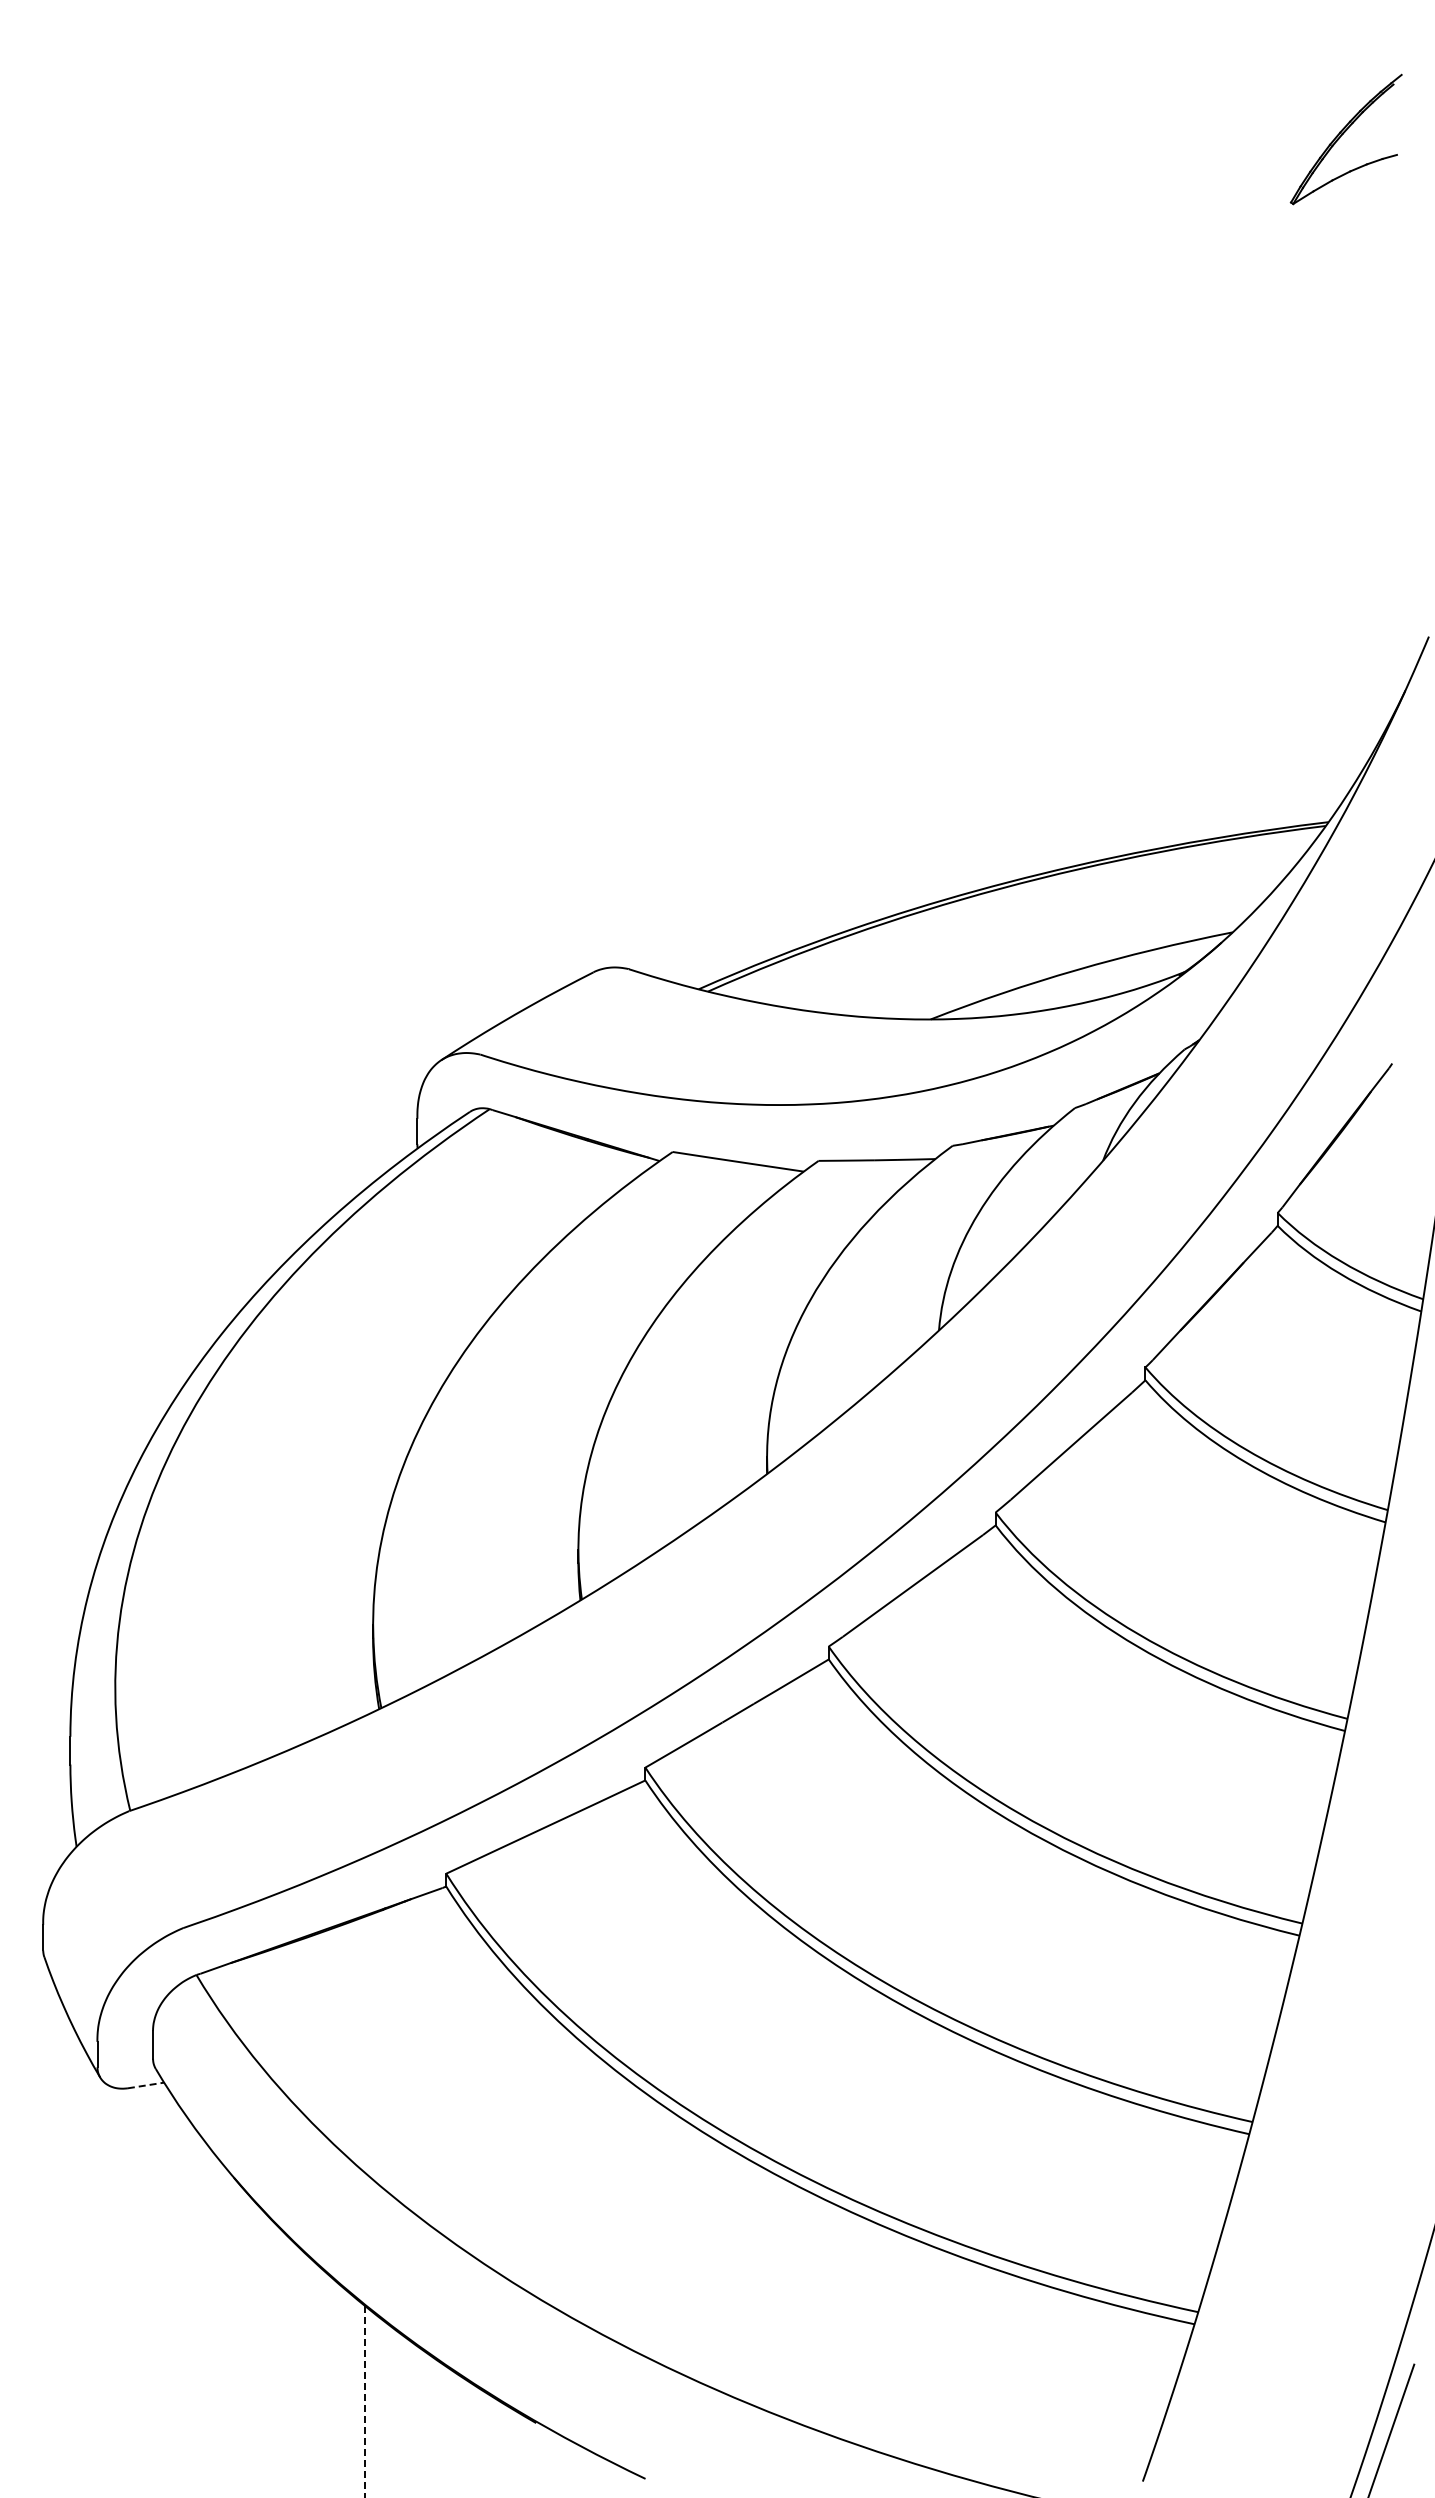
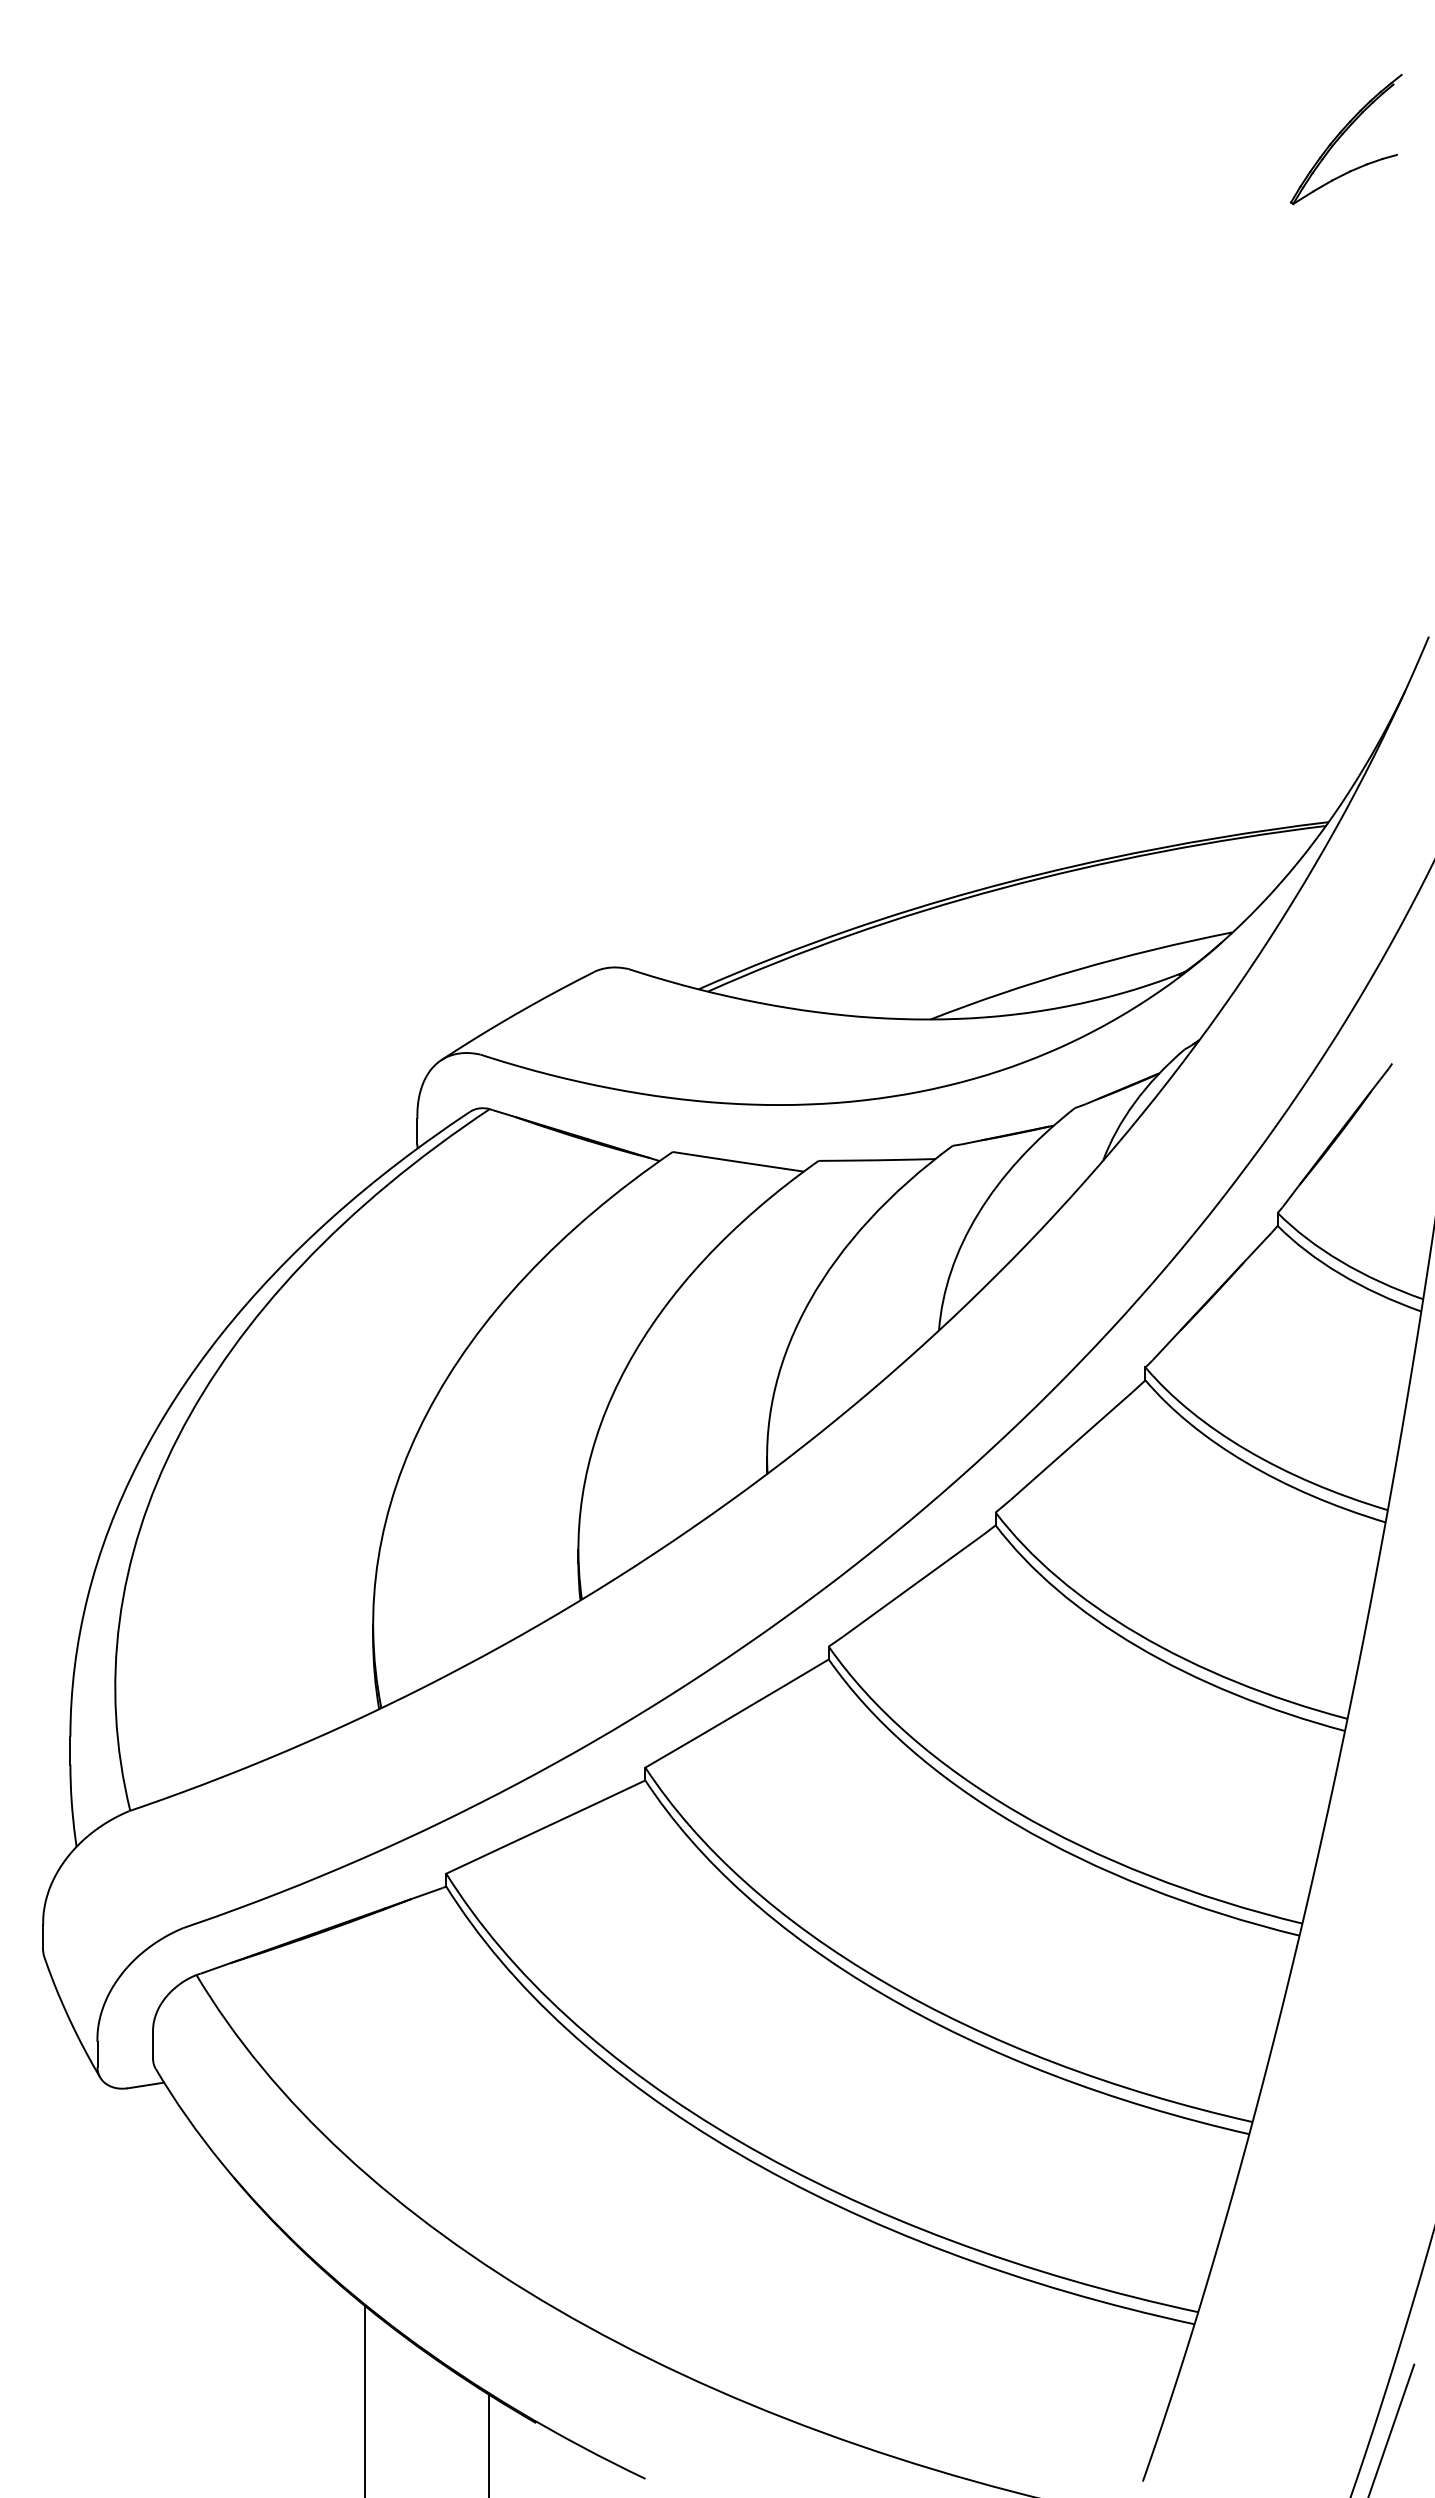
line: dashed -> solid (146, 2085)
line: dashed -> solid (365, 2402)
line: none -> present (489, 2444)
